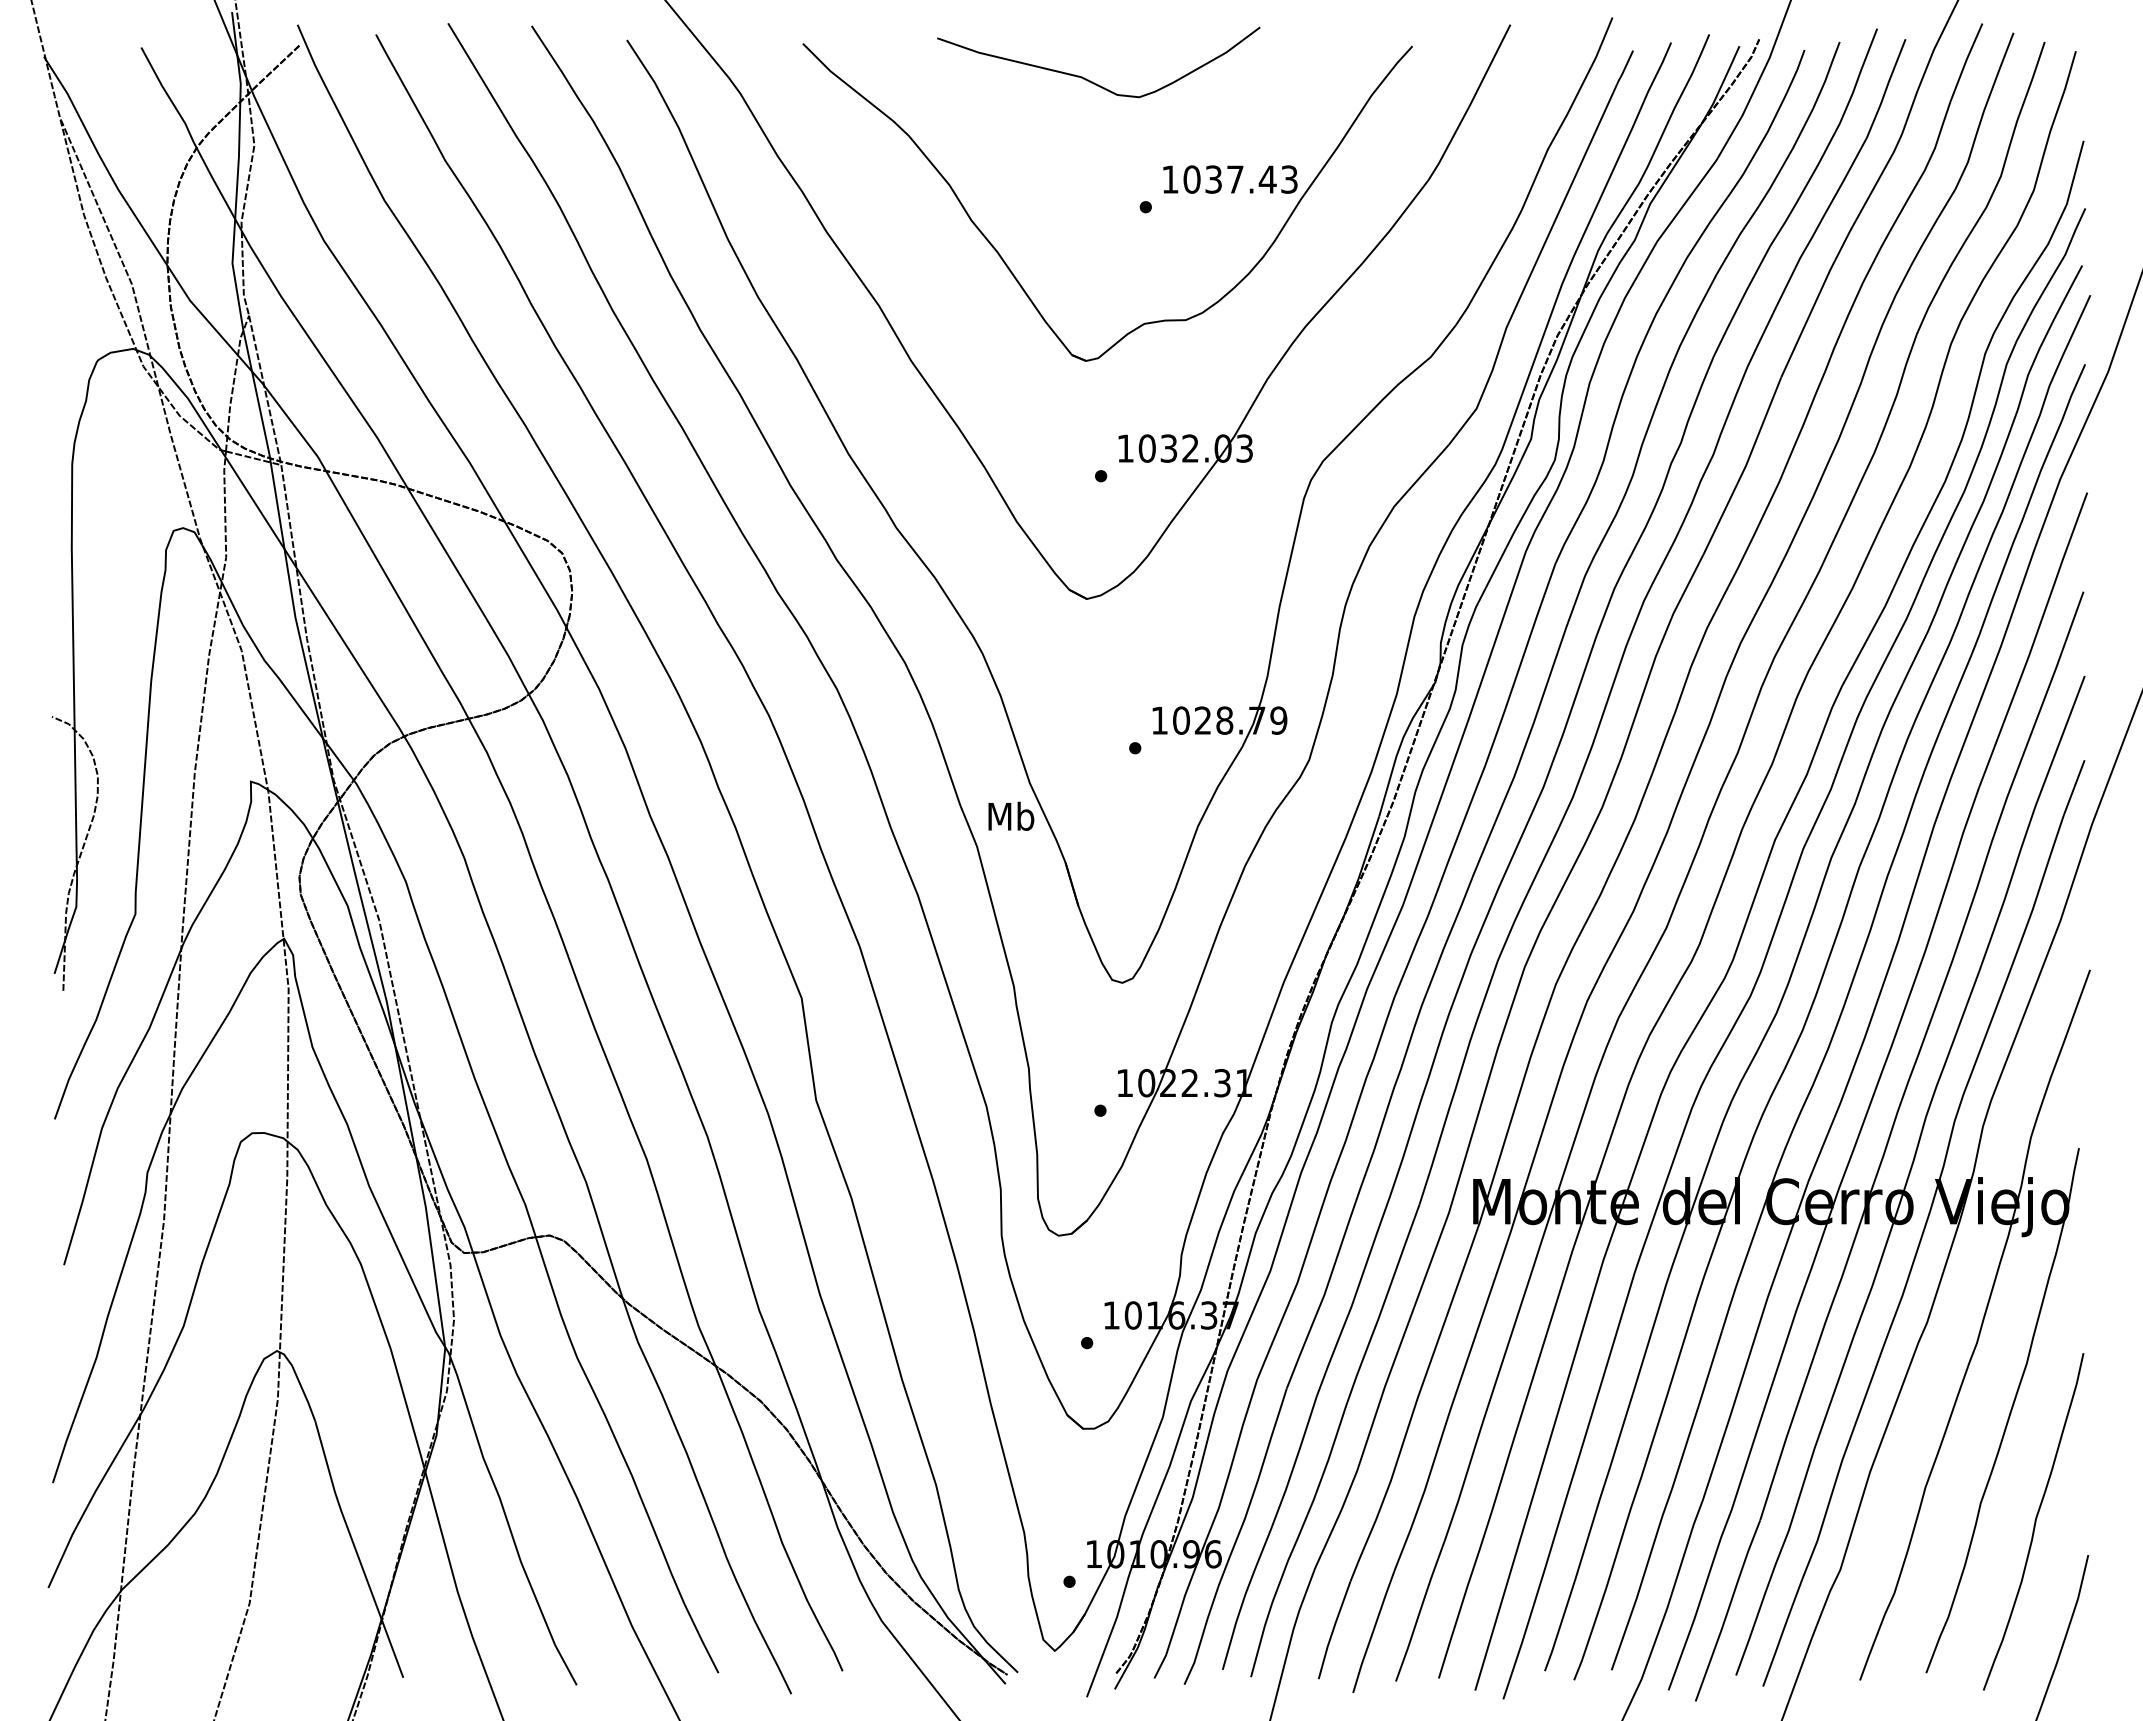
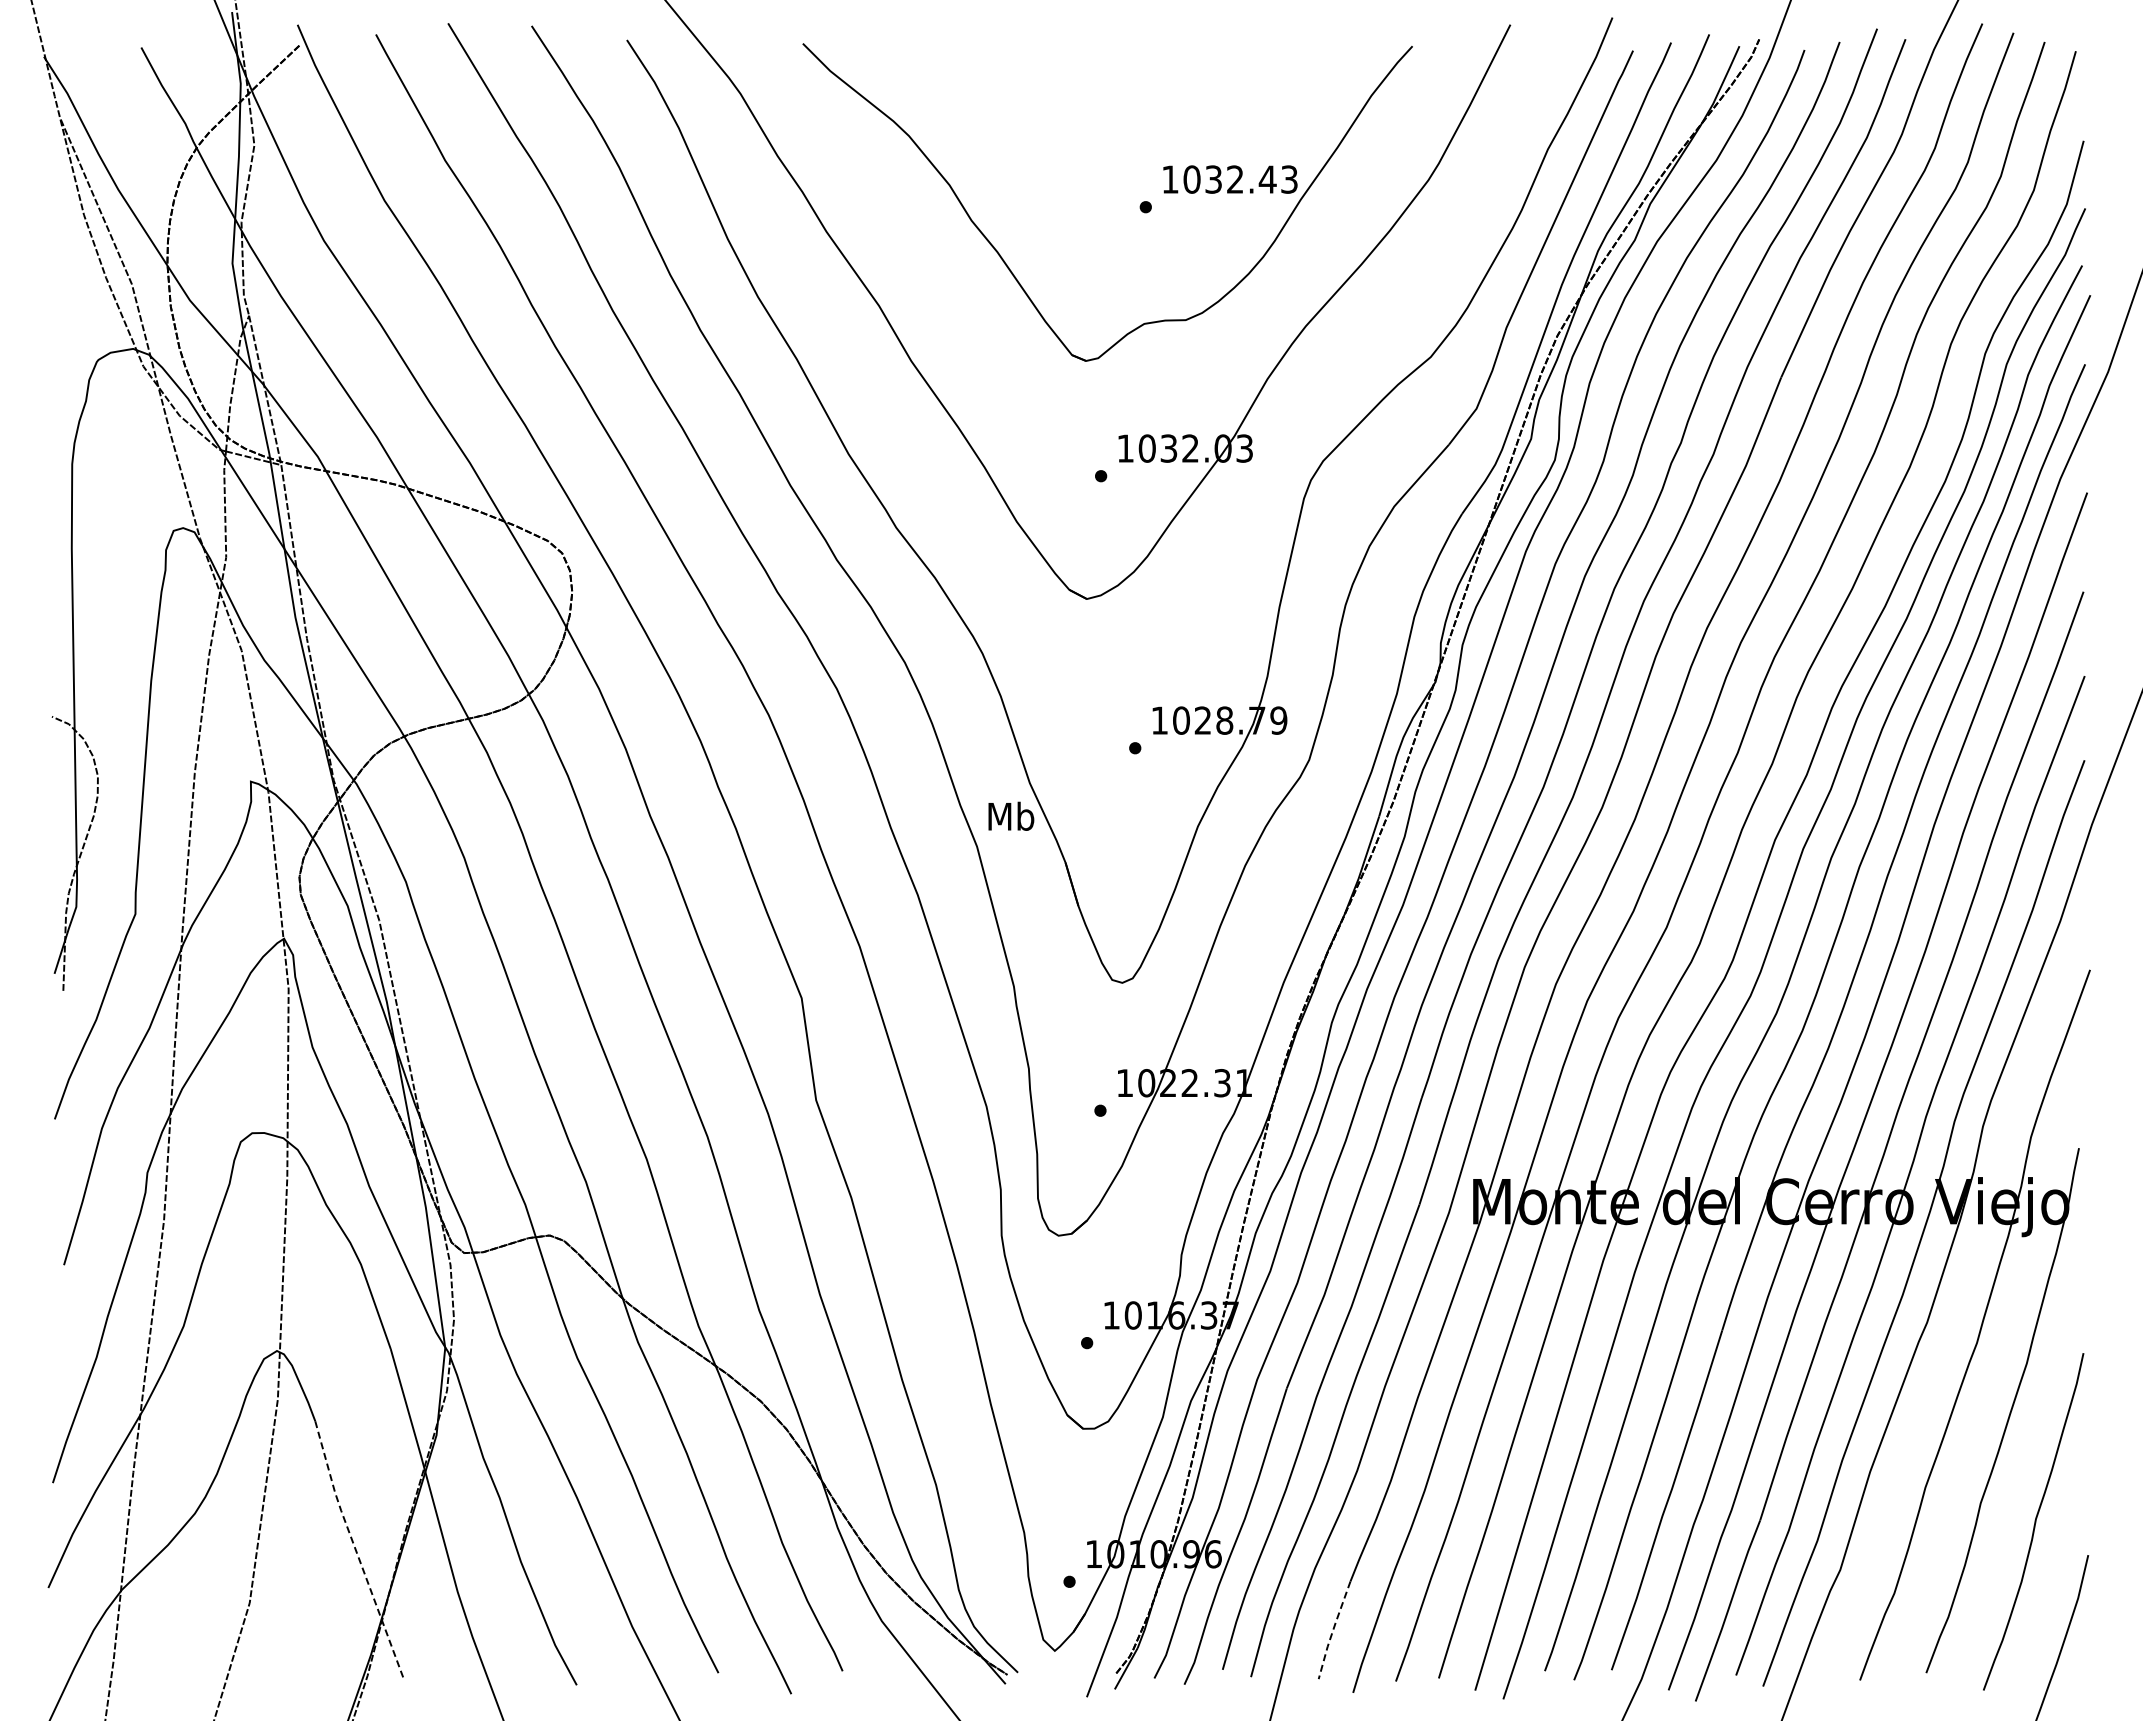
curve: present -> none (1090, 80)
text: 1037.43 -> 1032.43 (1235, 179)
line: solid -> dashed (355, 1550)
line: solid -> dashed (1333, 1630)
